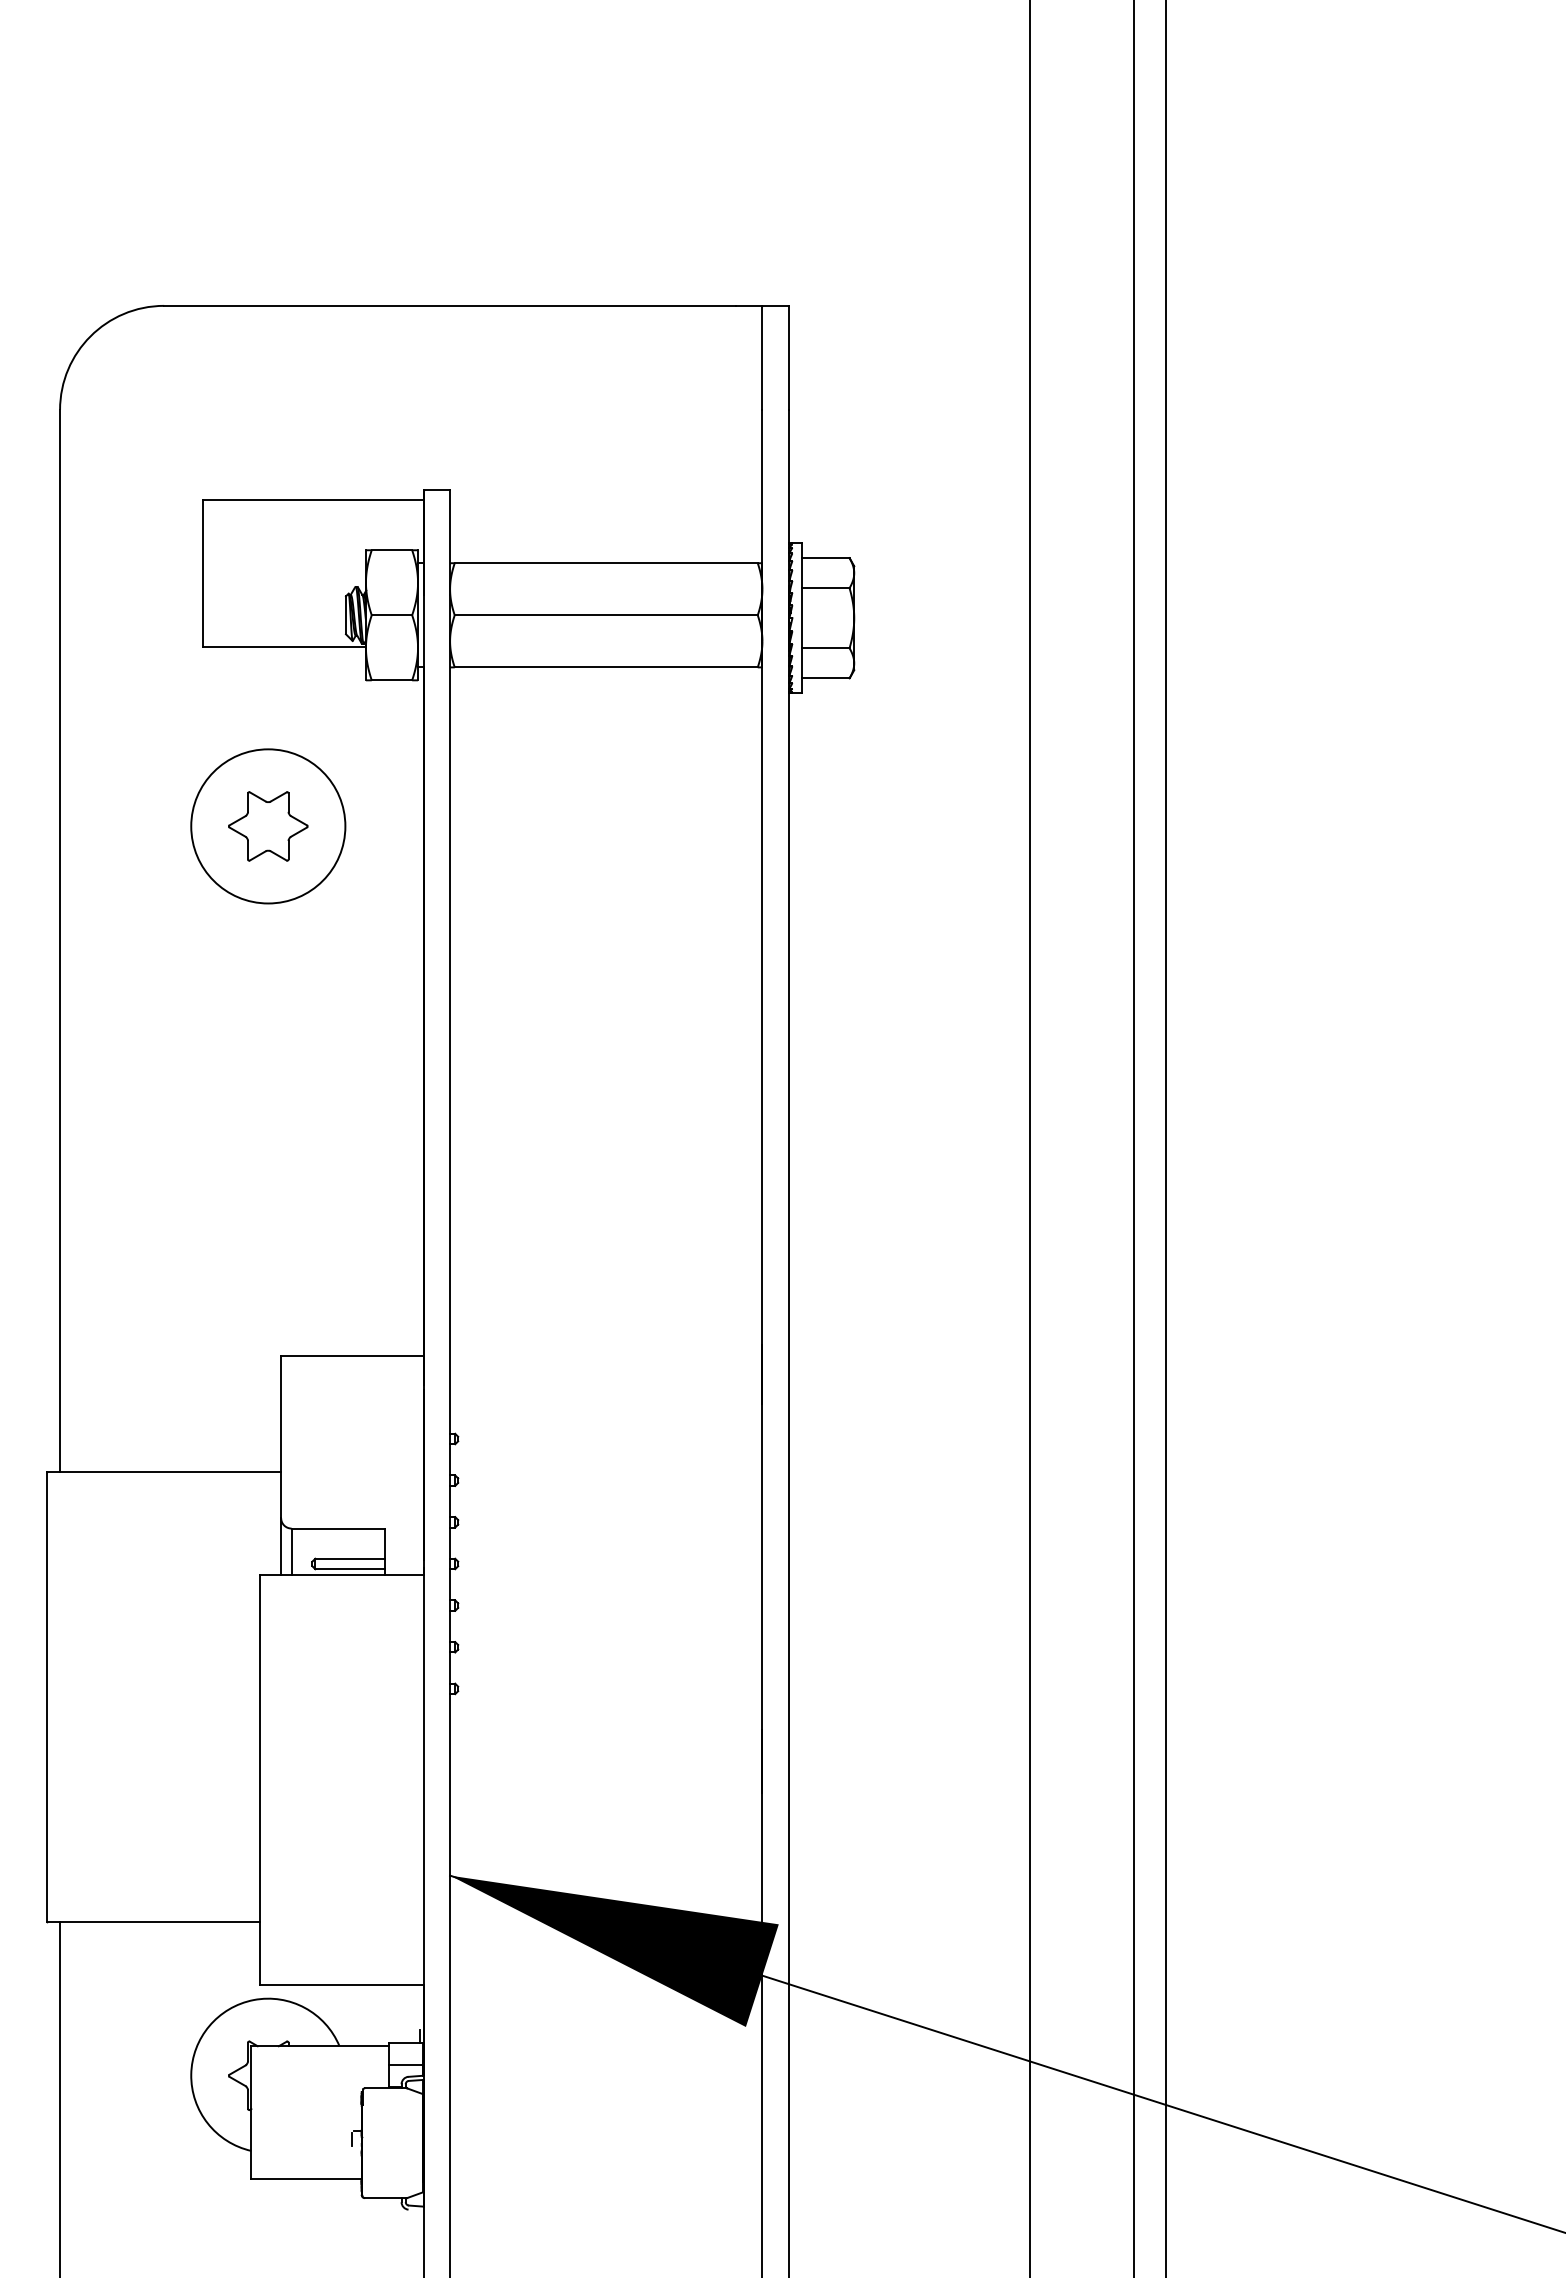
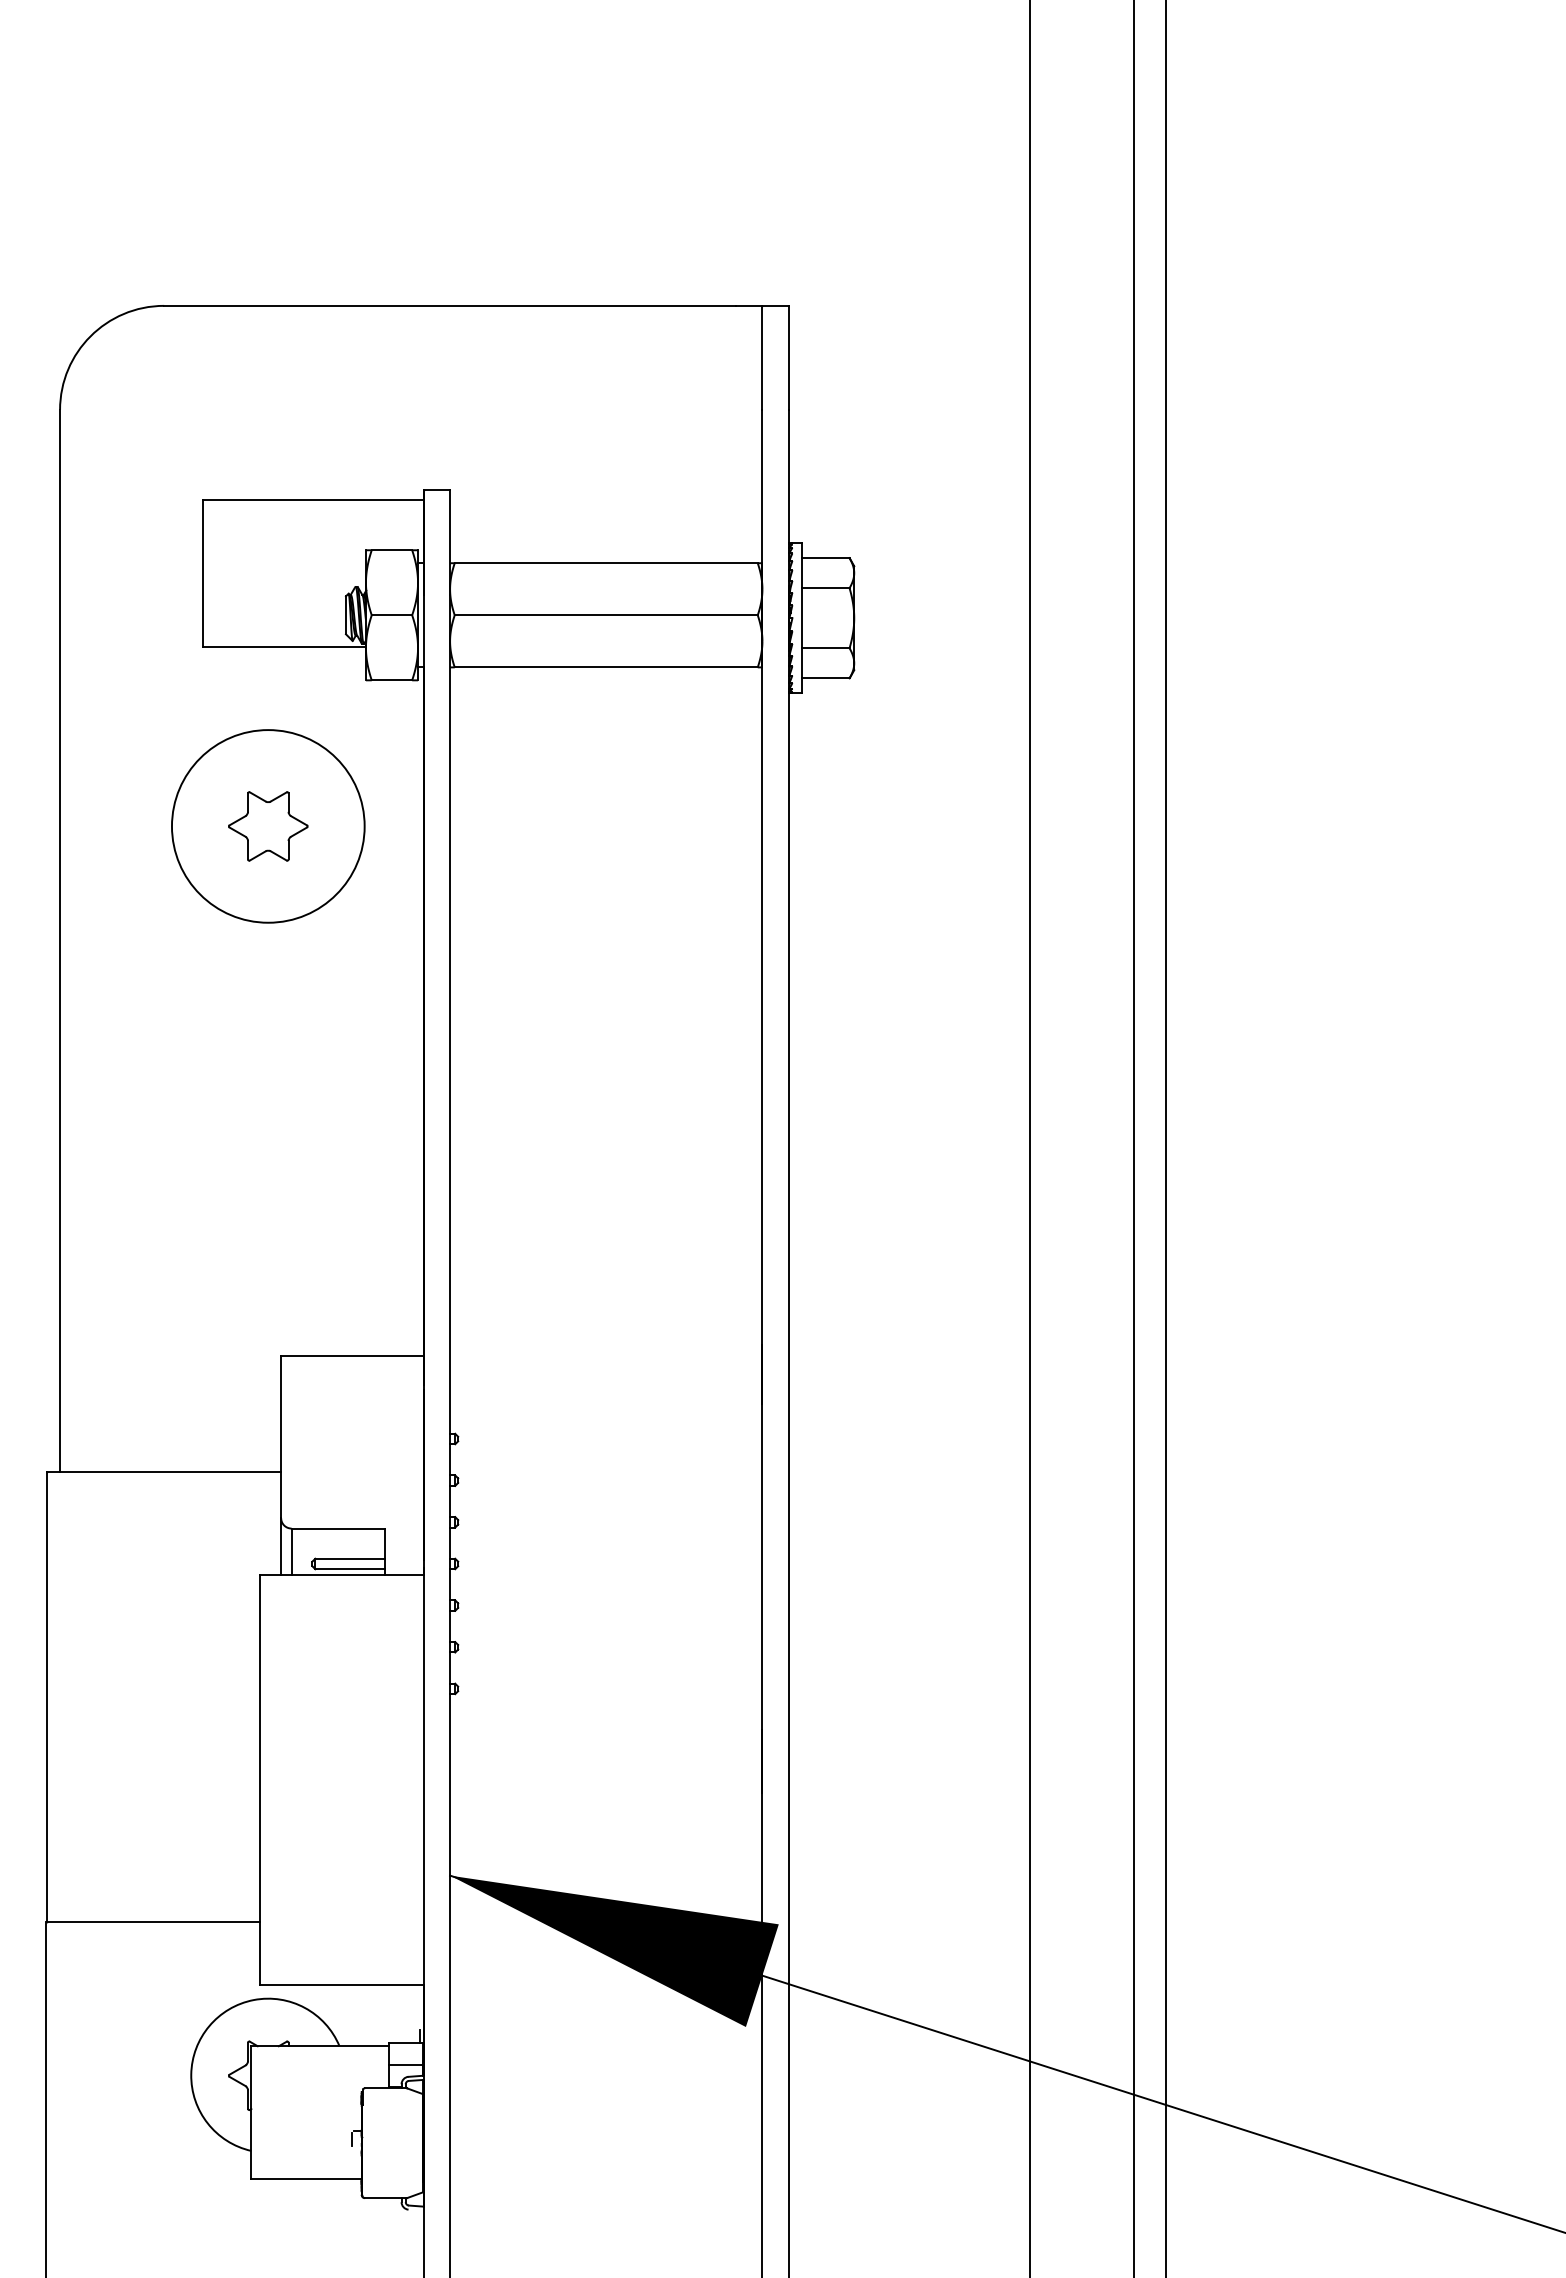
circle diameter: 154 px -> 193 px (267, 826)
line position: (60, 2097) -> (46, 2097) (46, 2097)
